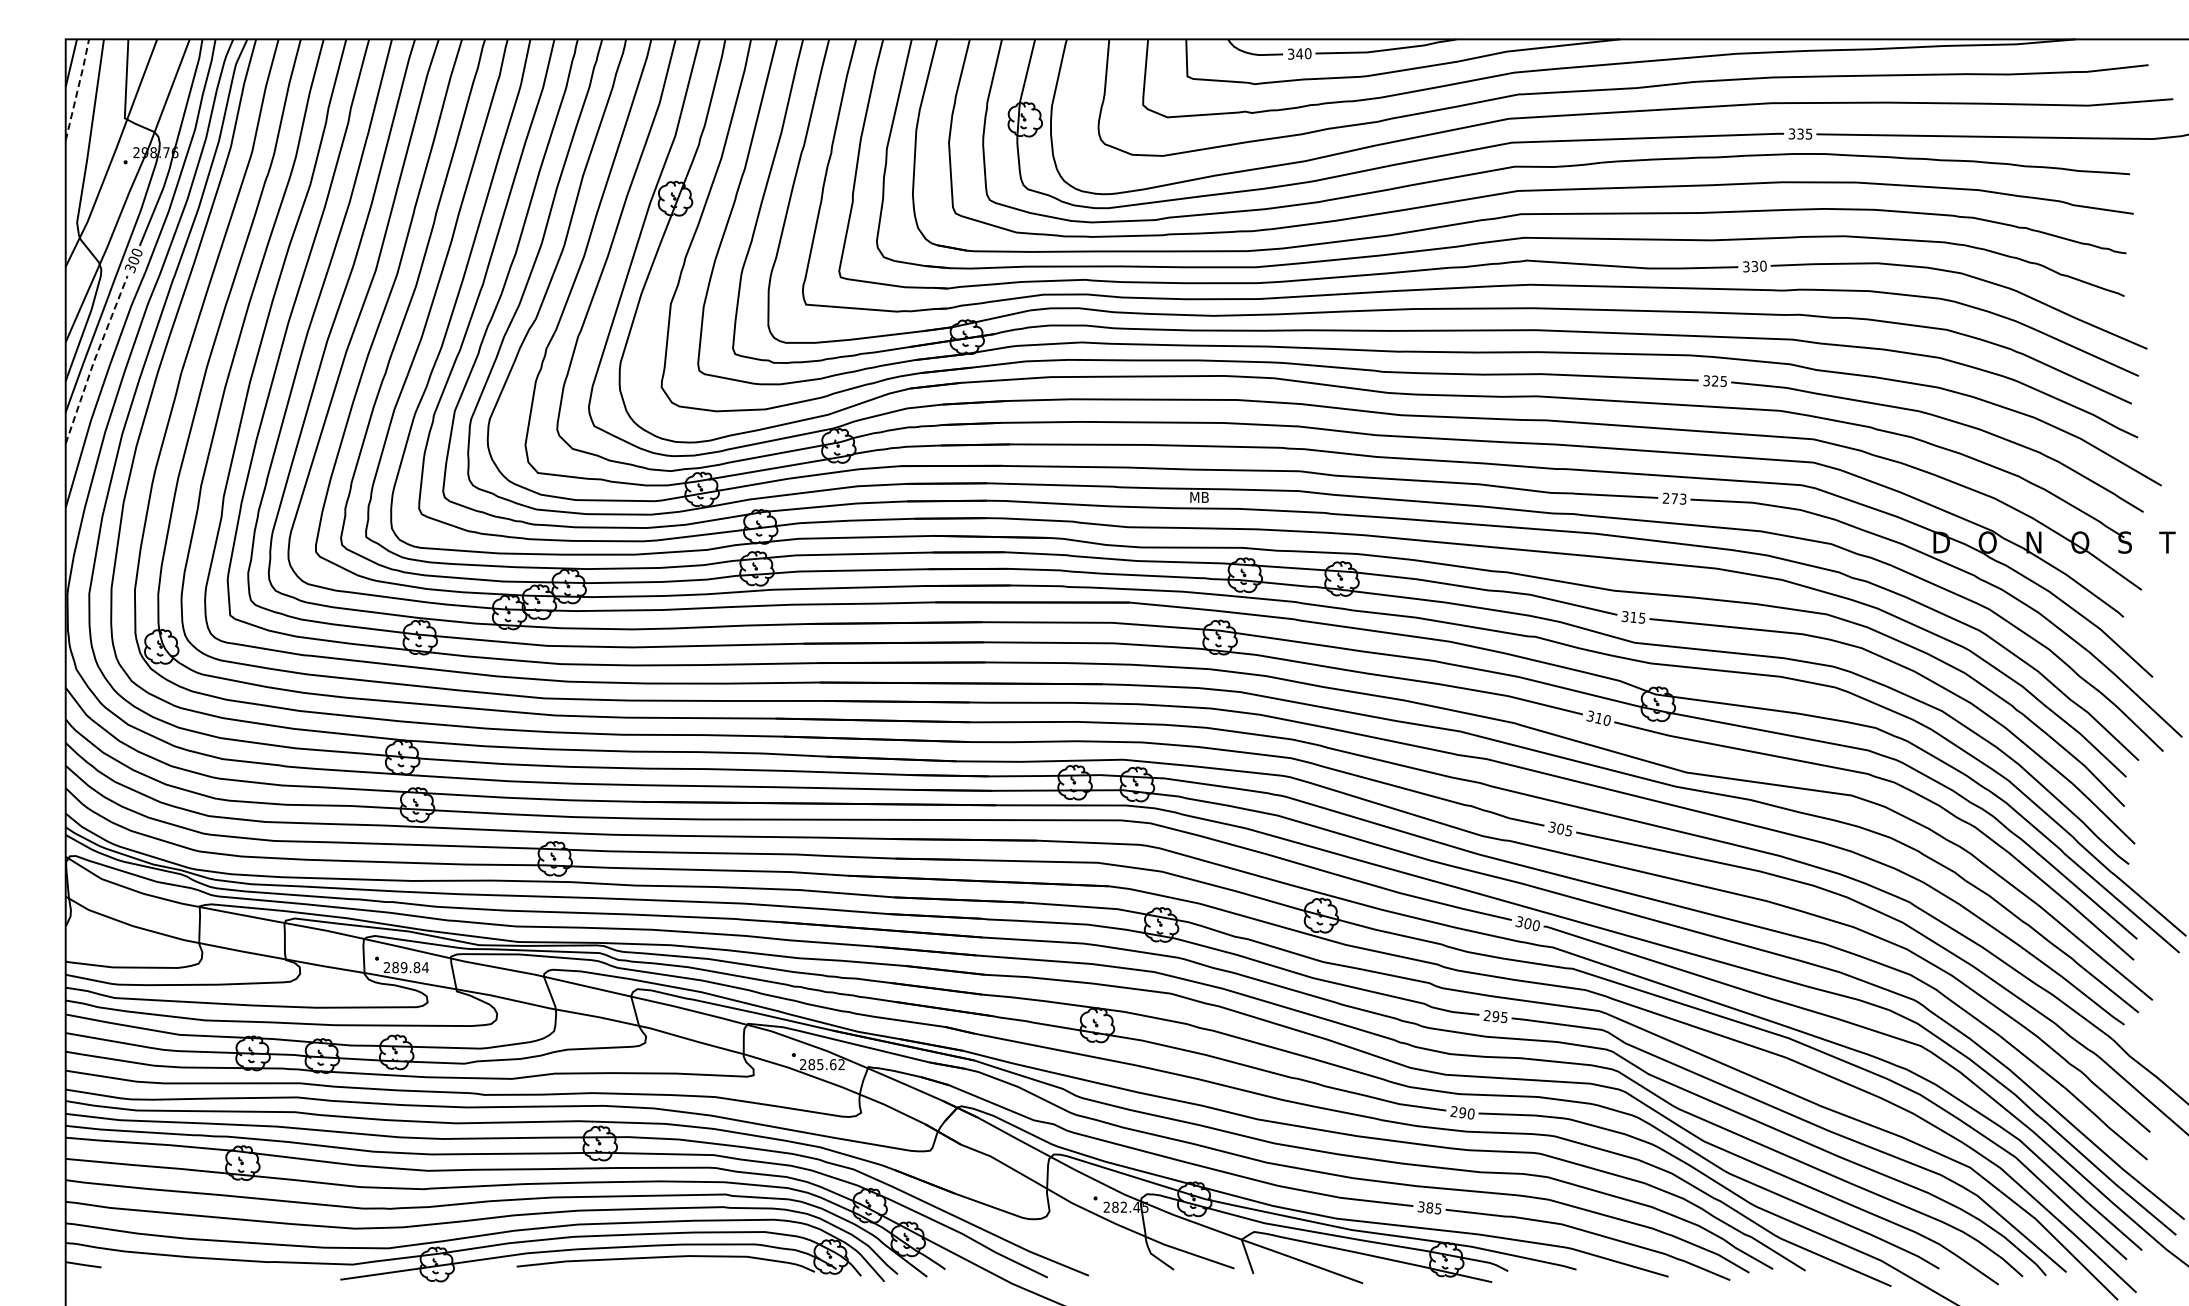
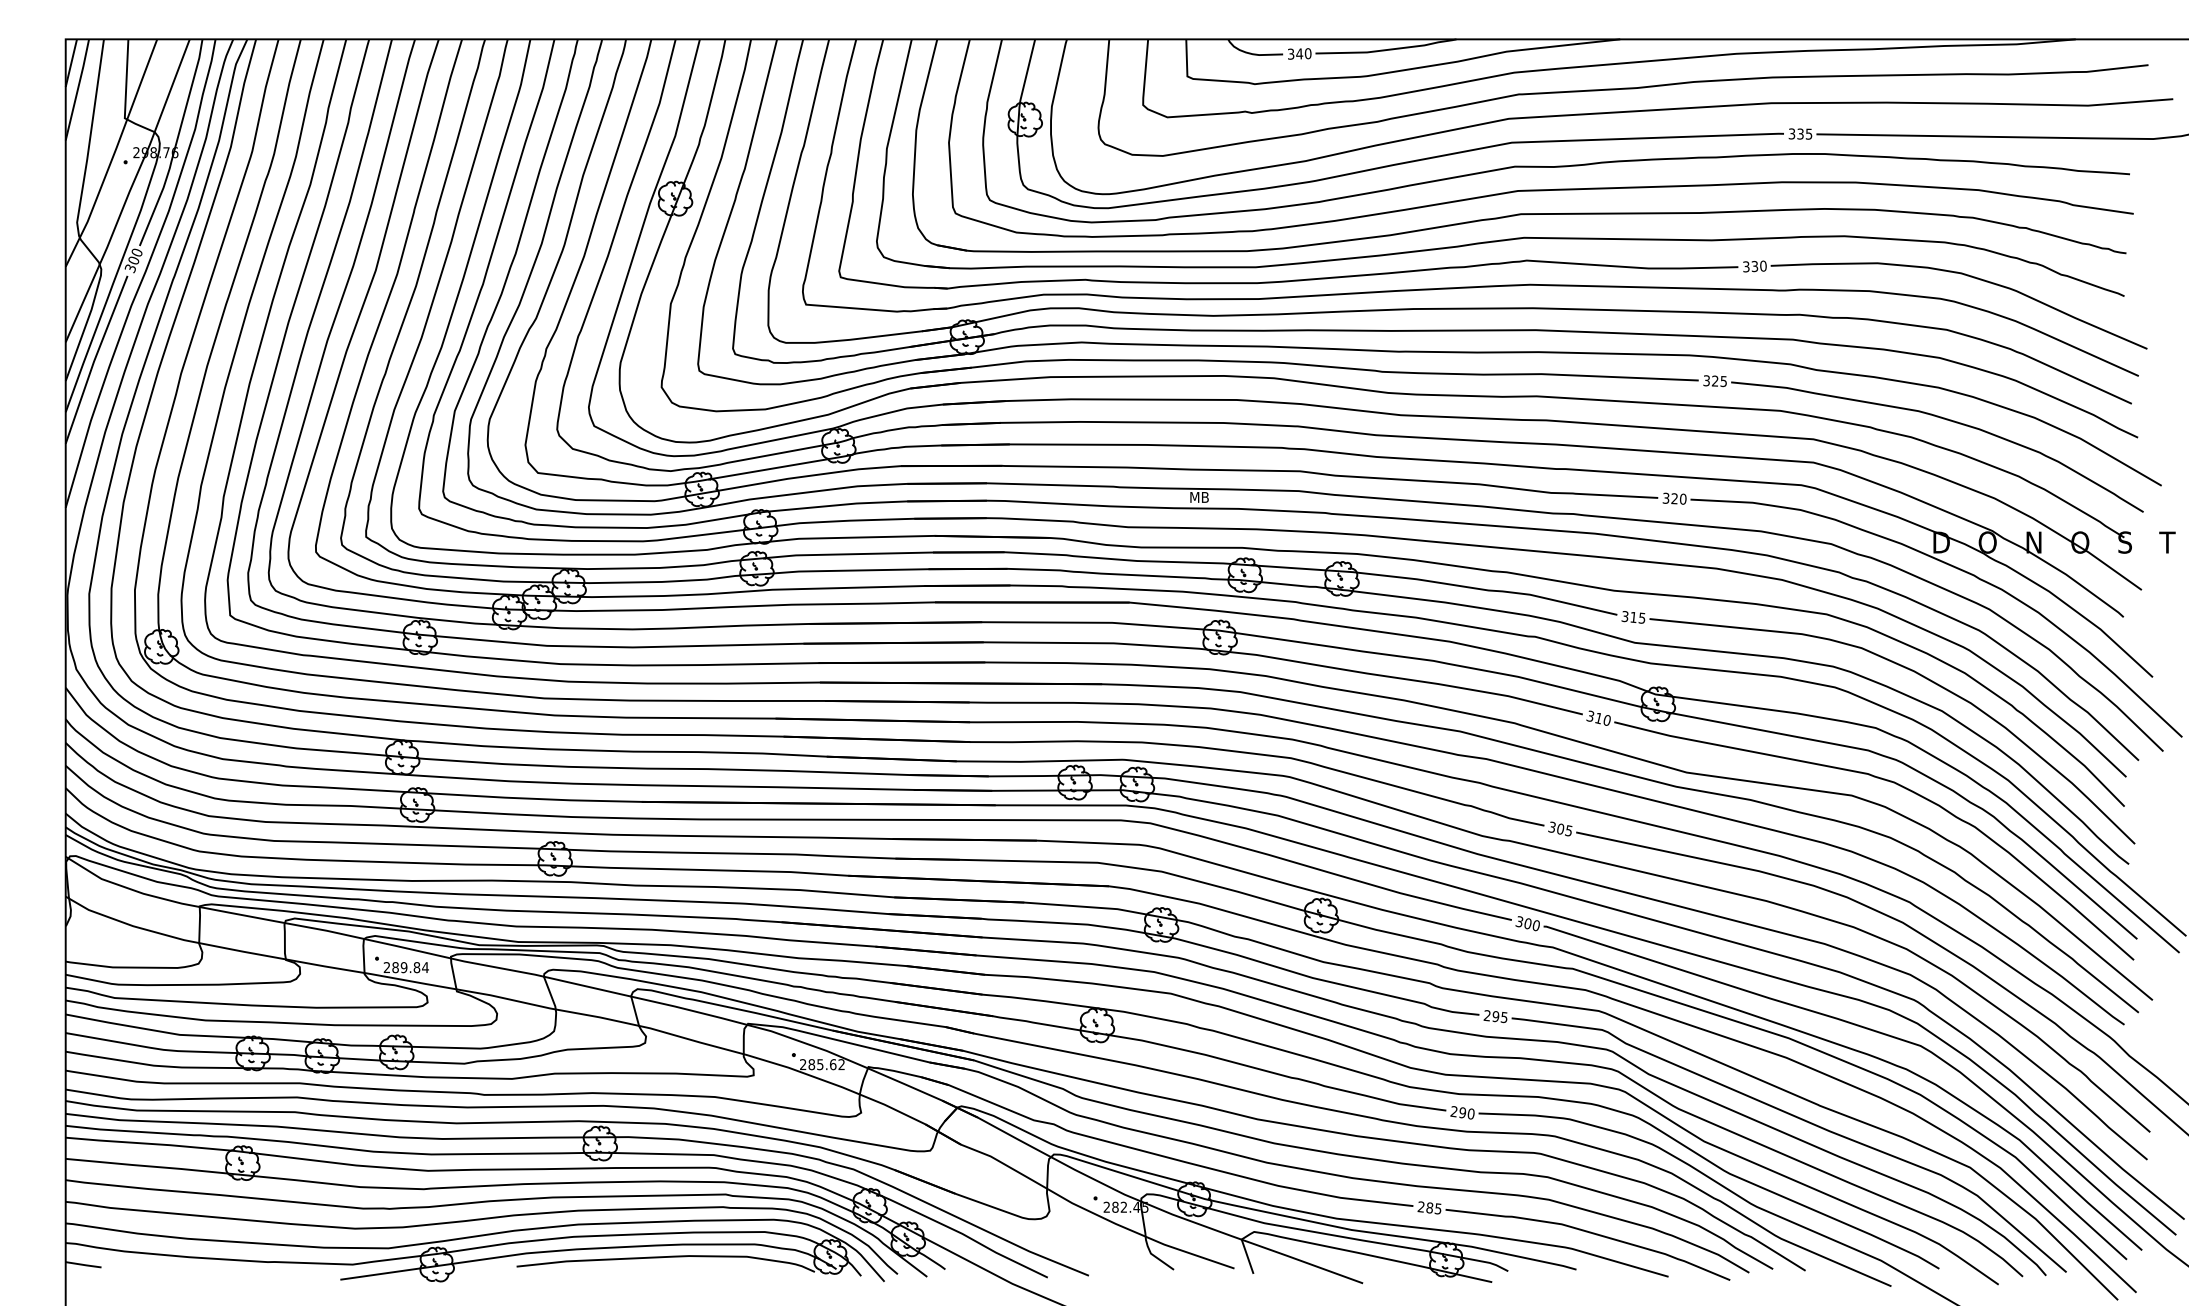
line: dashed -> solid (77, 89)
line: dashed -> solid (95, 358)
text: 273 -> 320 (1674, 498)
text: 385 -> 285 (1420, 1207)
